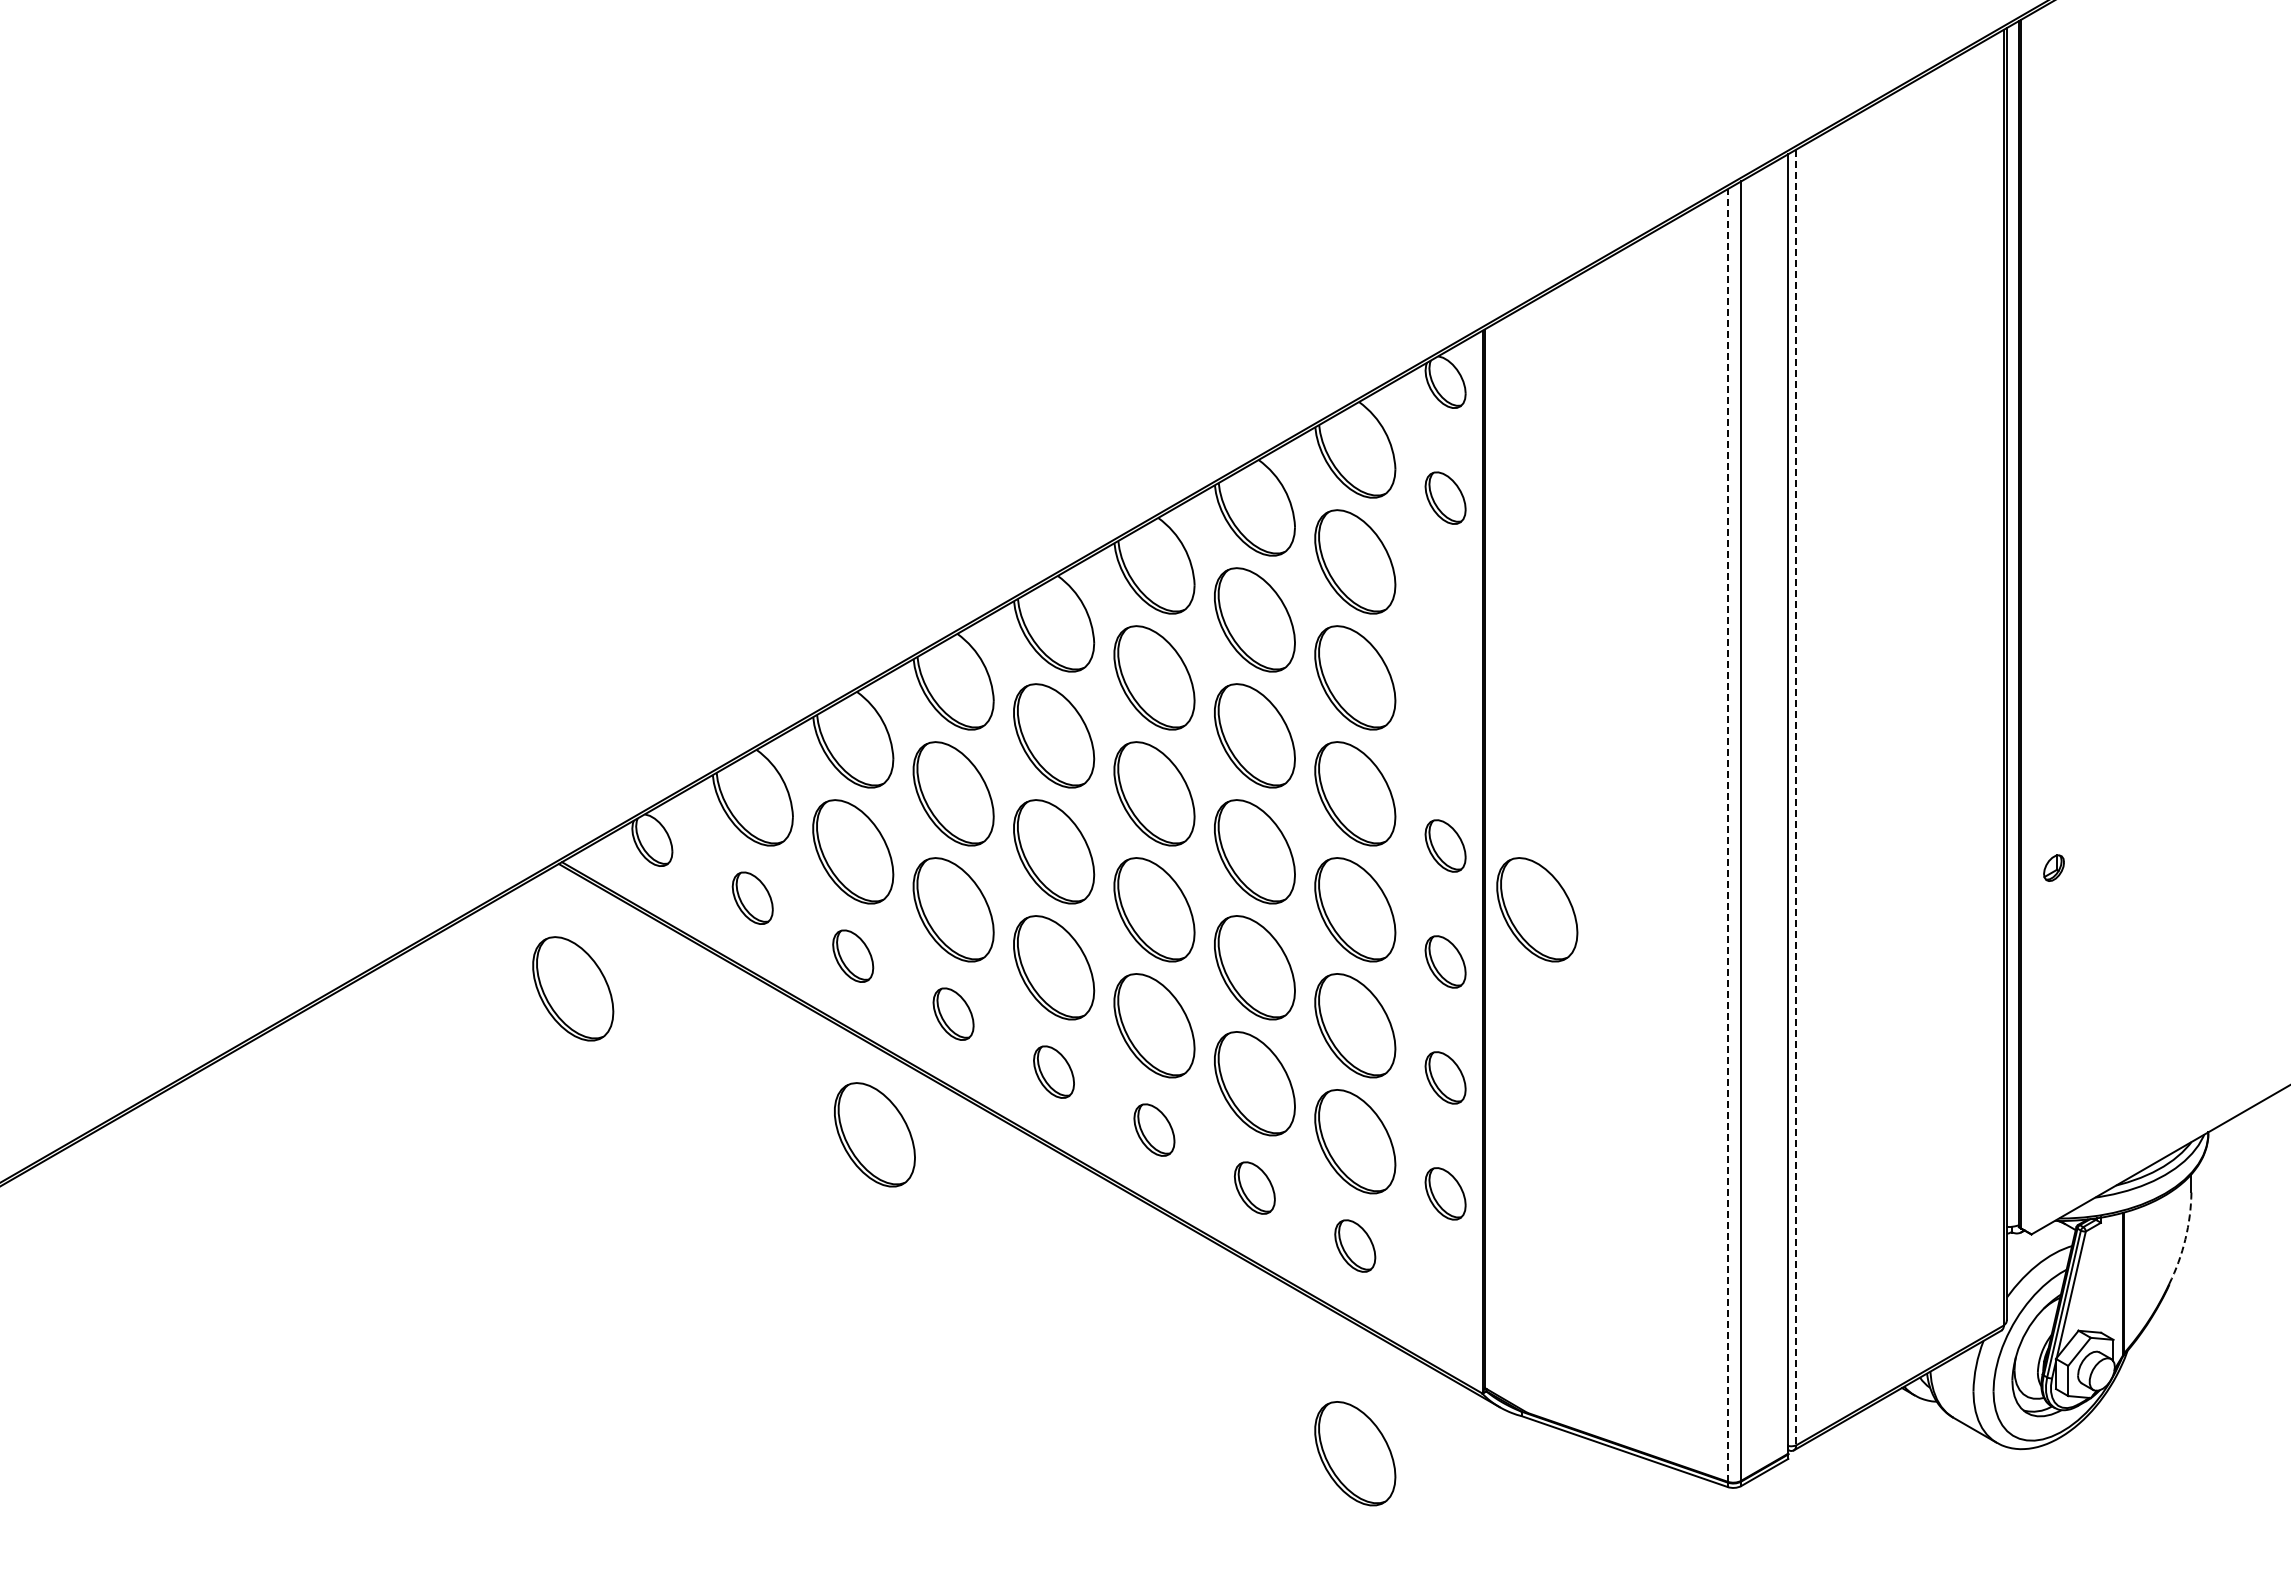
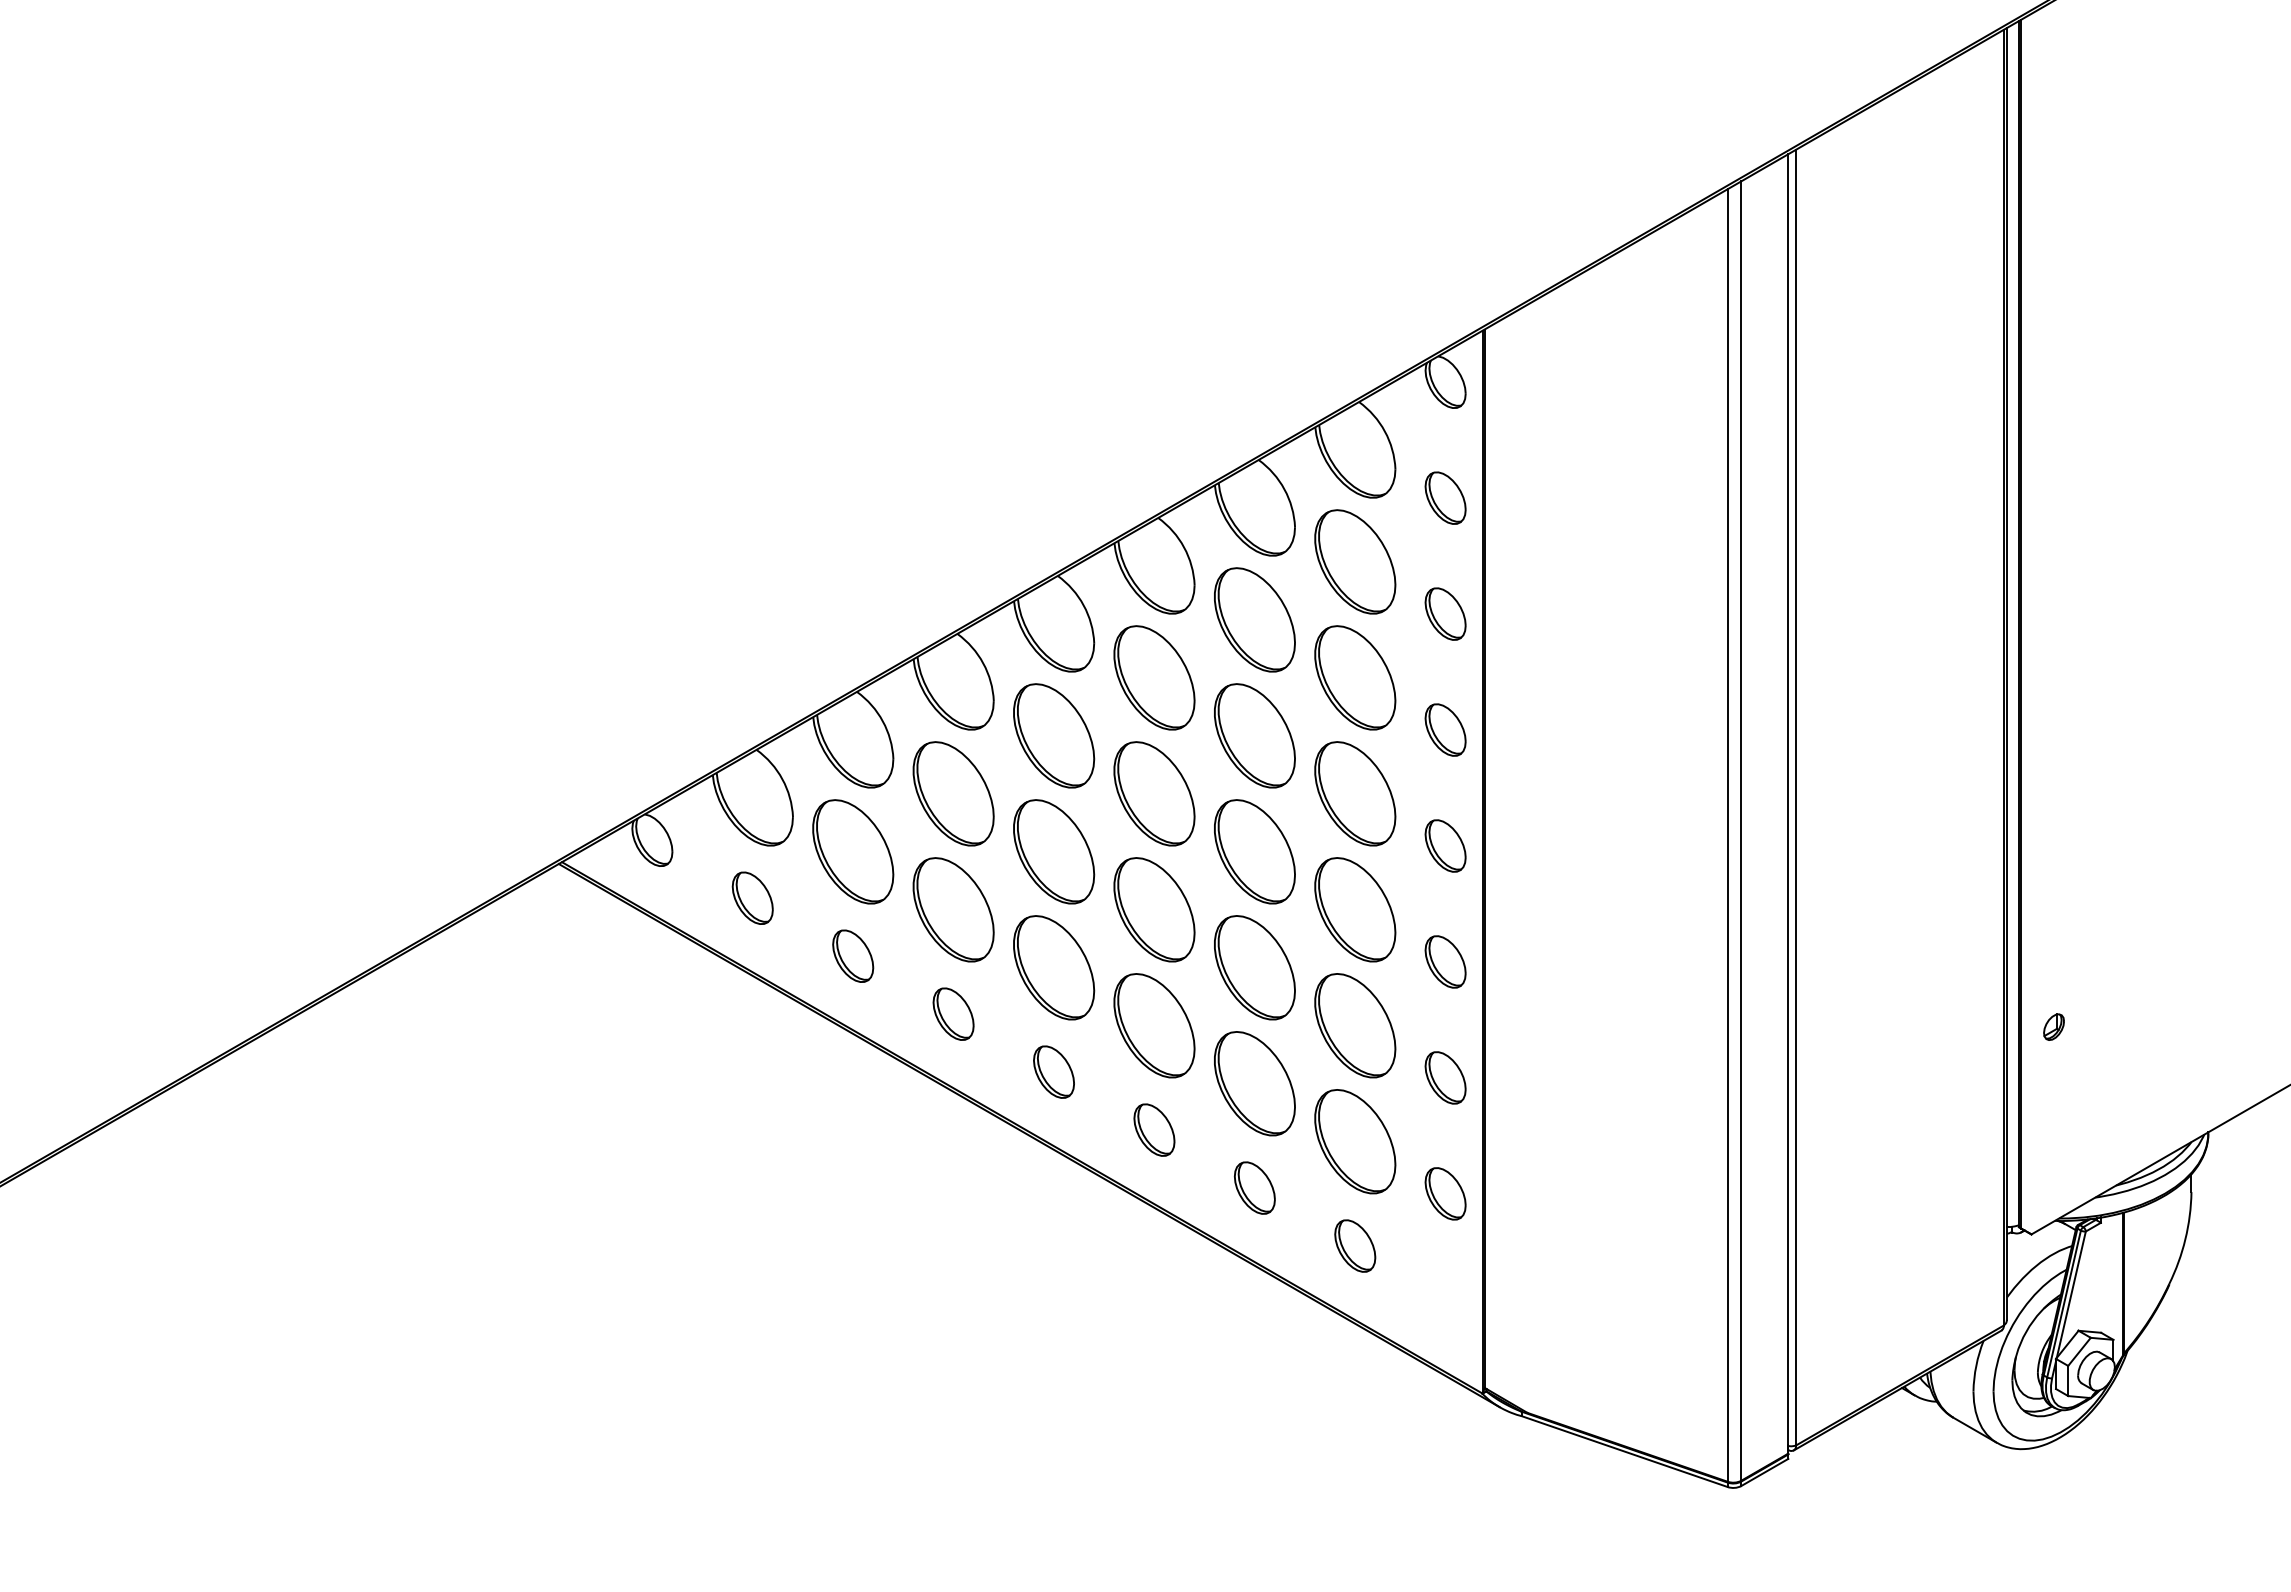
part: none -> present (1445, 613)
part: none -> present (1445, 729)
line: dashed -> solid (1796, 797)
line: dashed -> solid (1727, 834)
part position: (2053, 867) -> (2053, 1026) (2053, 1026)
part: present -> none (1537, 909)
part: present -> none (573, 988)
part: present -> none (874, 1134)
arc: dashed -> solid (2185, 1239)
part: present -> none (1355, 1453)
